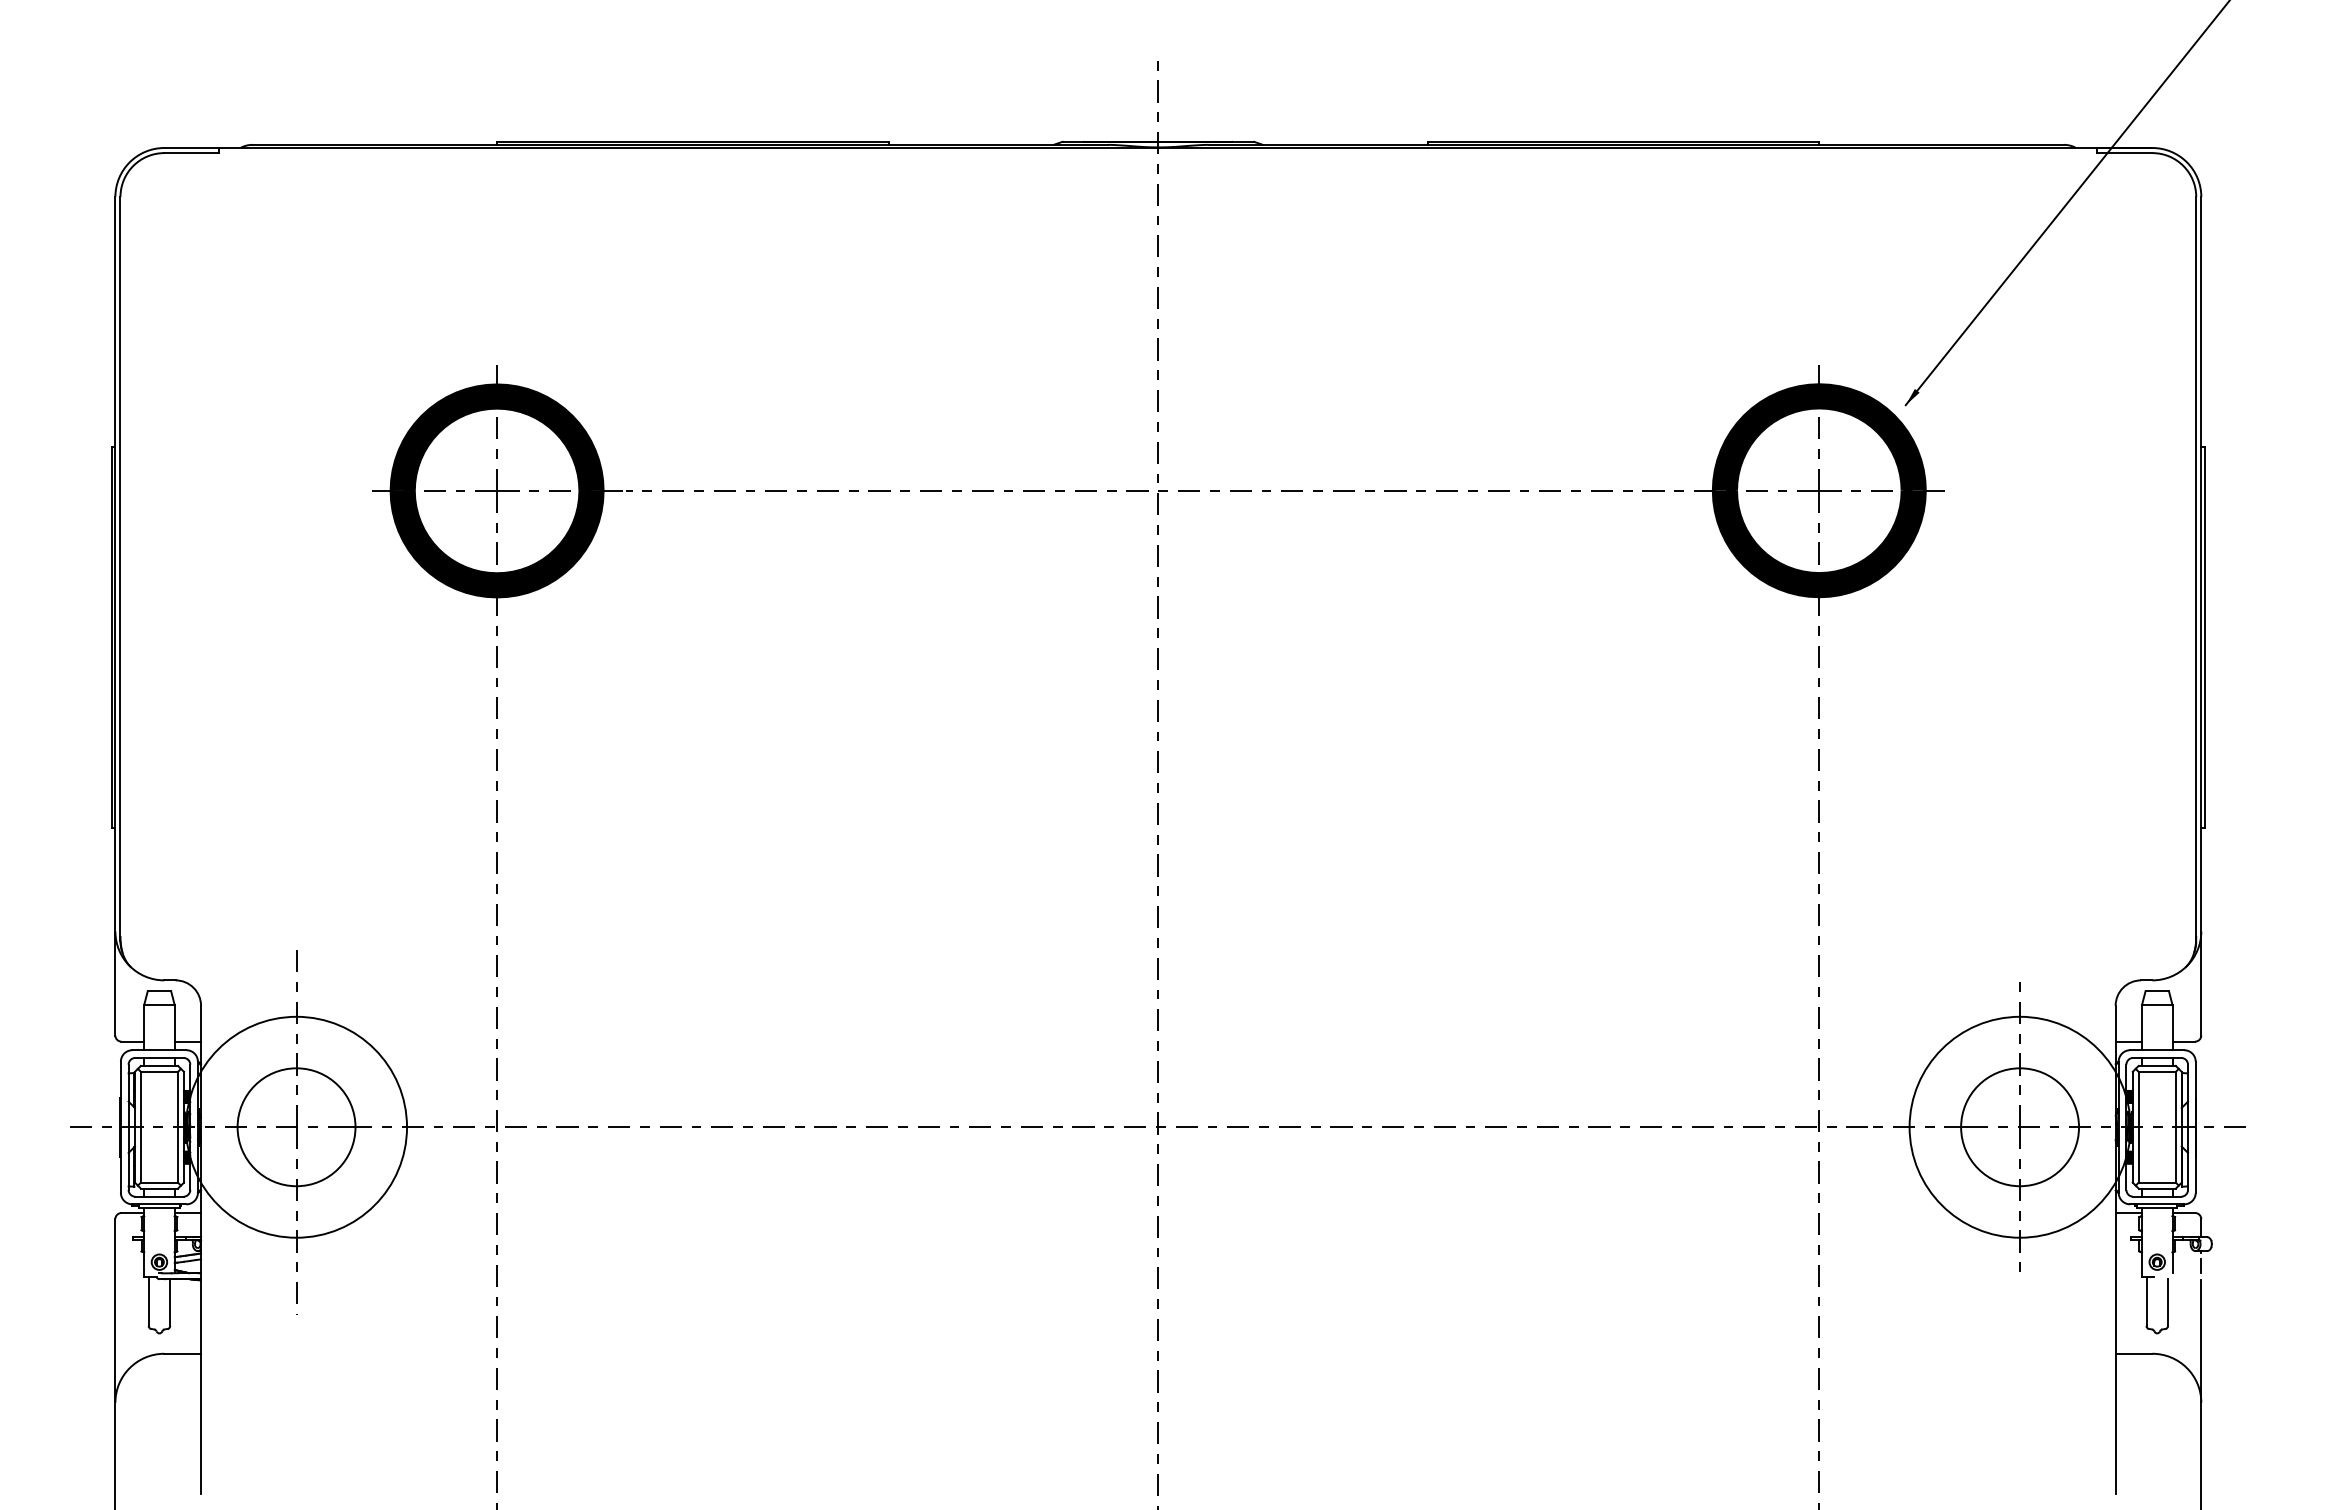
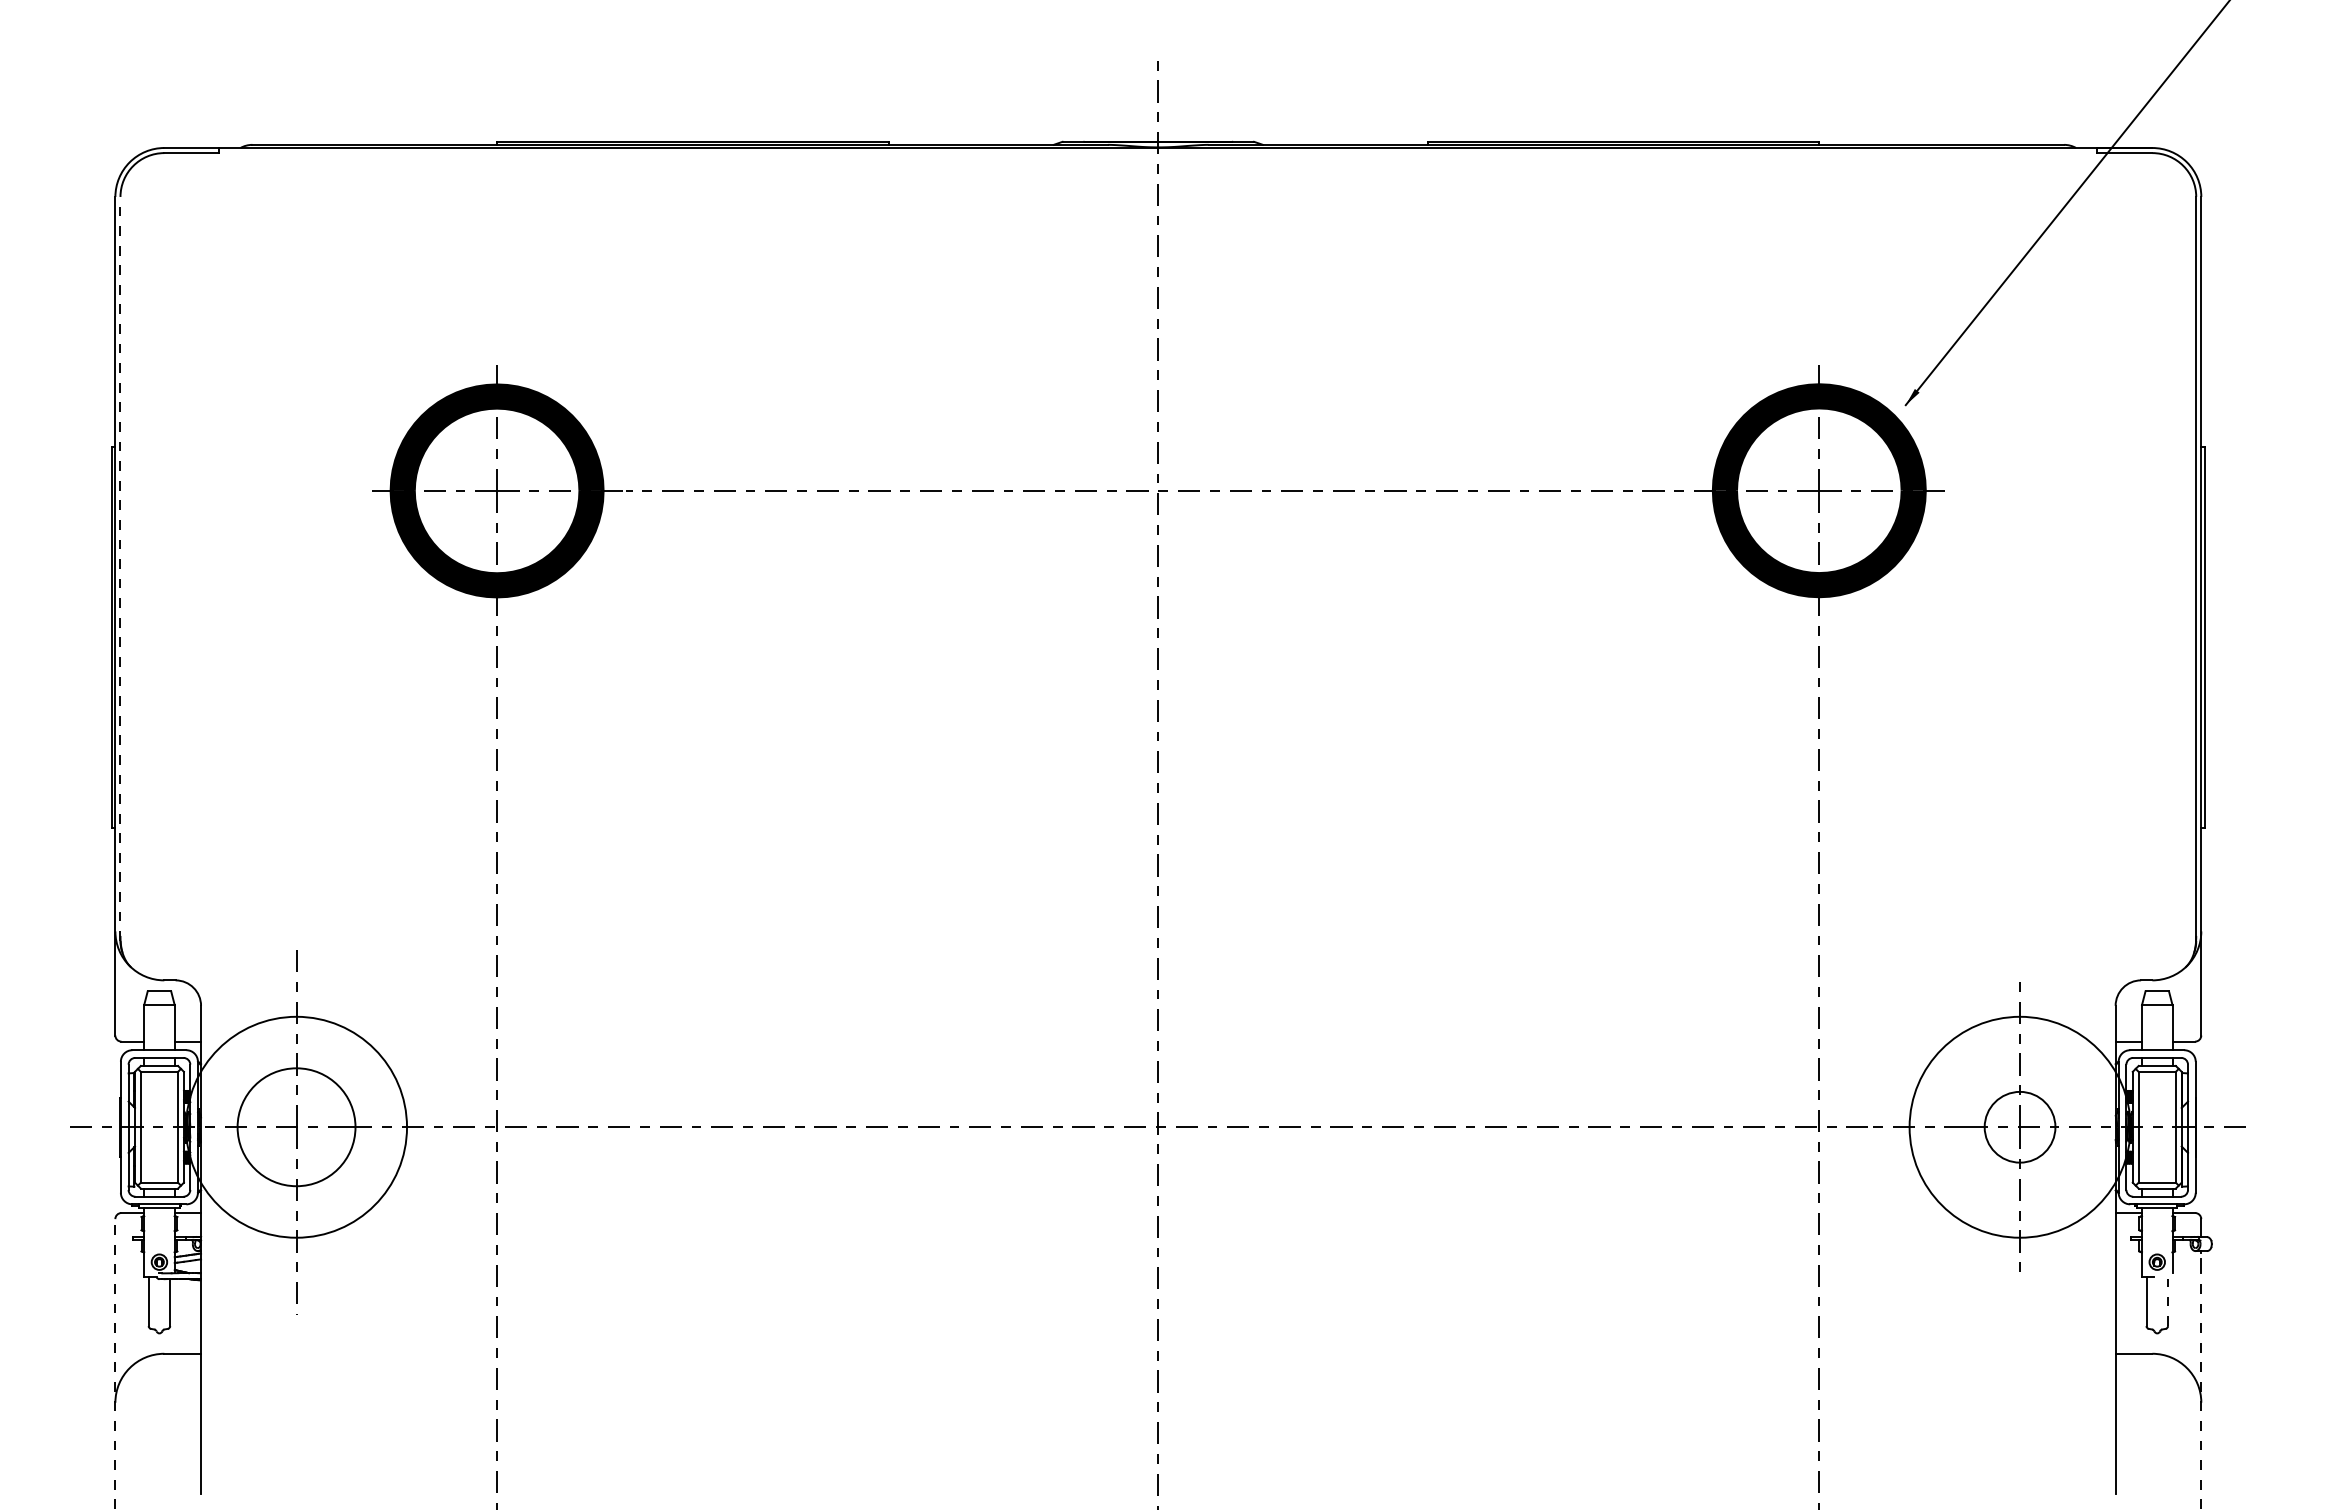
line: solid -> dashed (120, 568)
circle diameter: 118 px -> 71 px (2019, 1126)
line: solid -> dashed (2168, 1302)
line: solid -> dashed (115, 1364)
line: solid -> dashed (2201, 1394)
